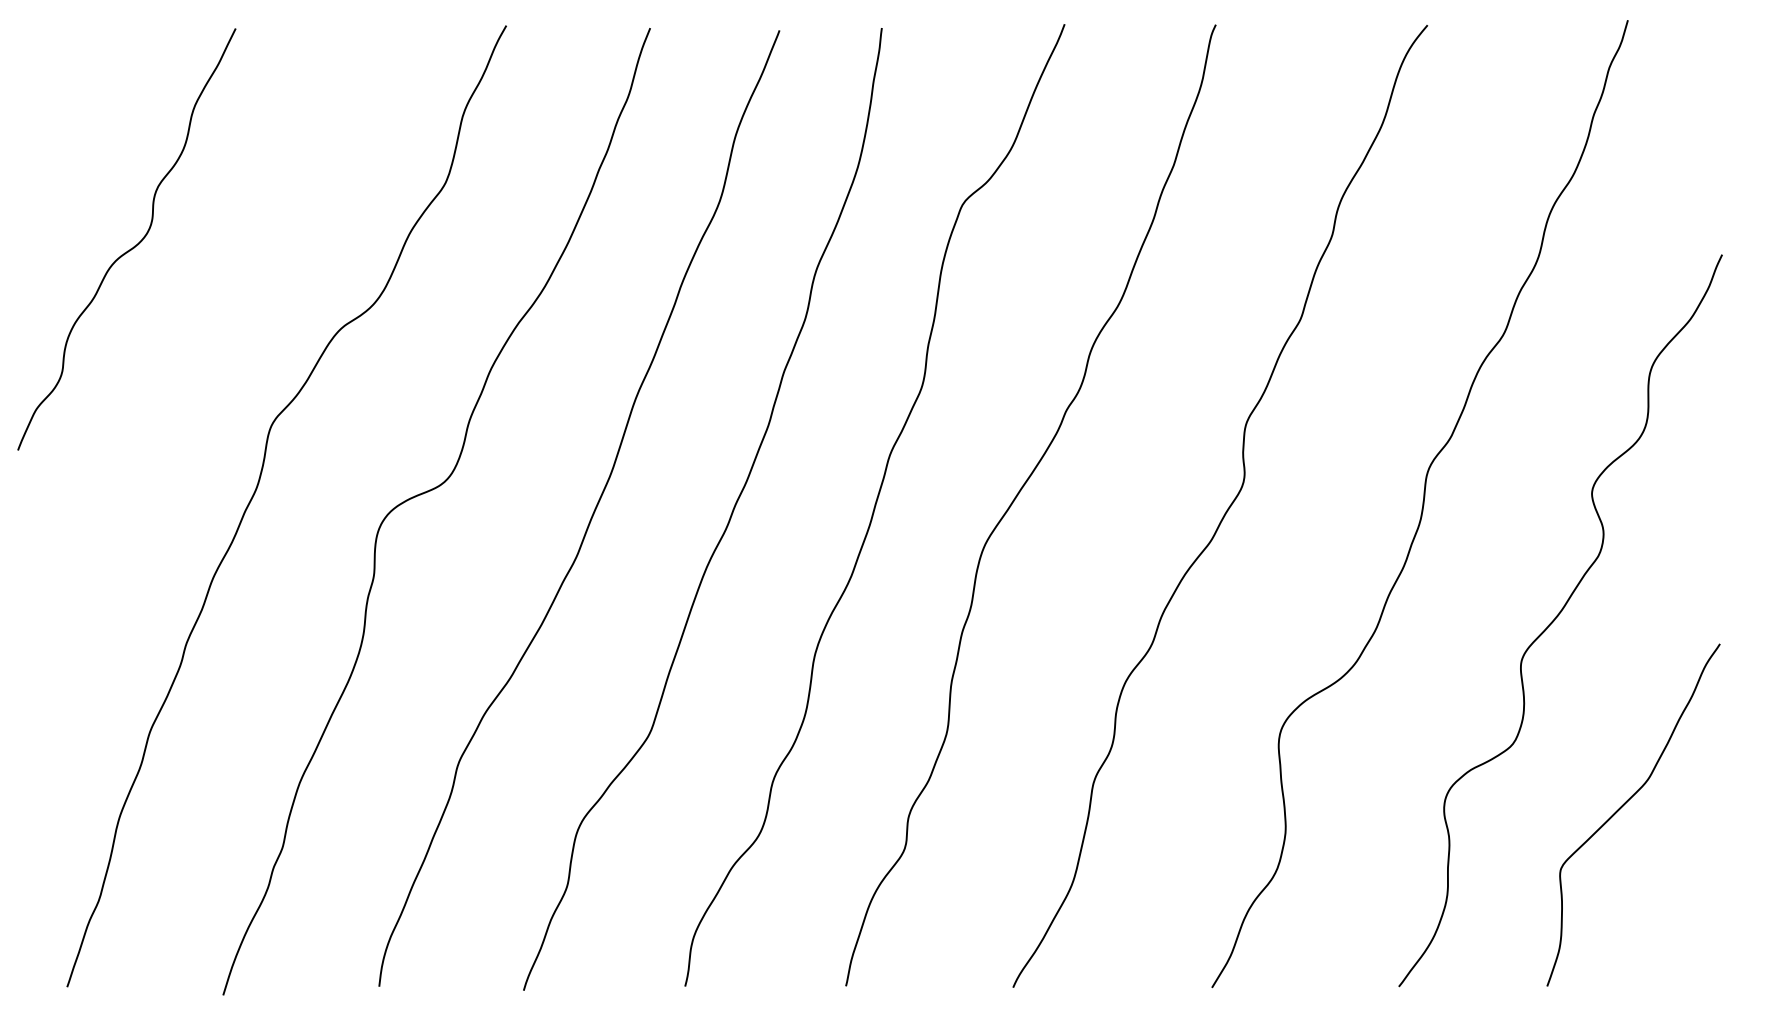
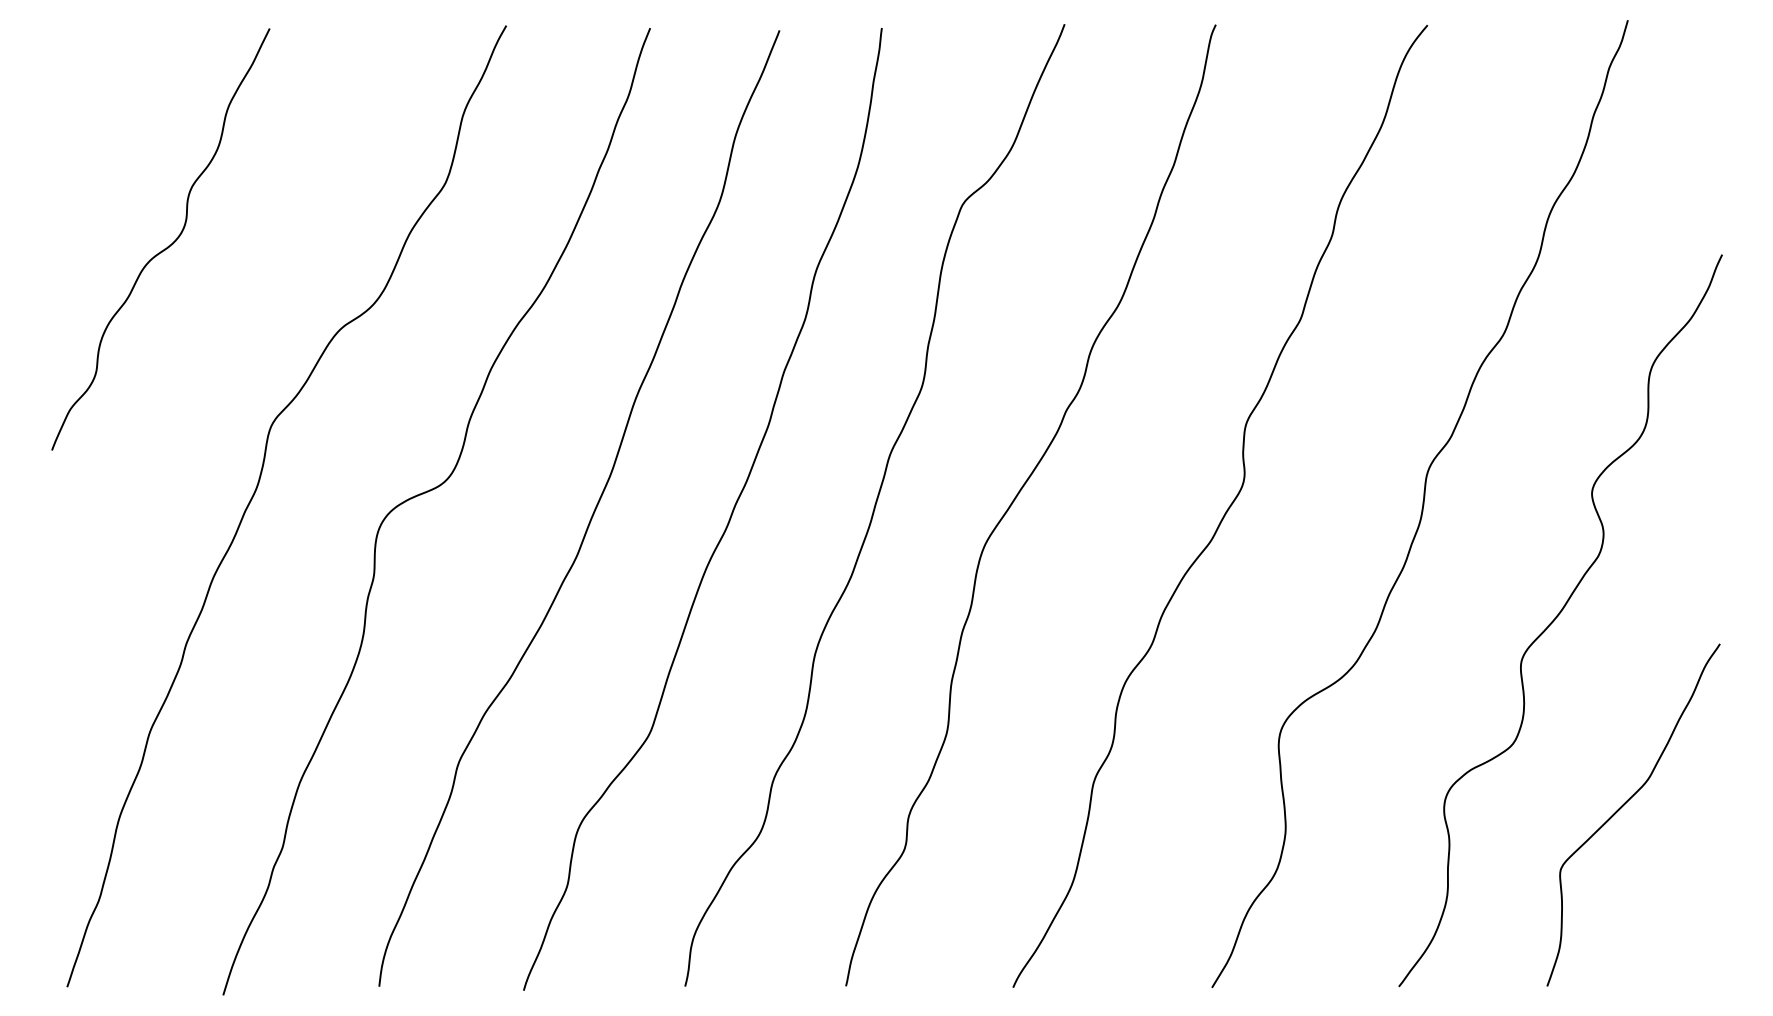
curve position: (130, 248) -> (164, 248) (164, 248)
